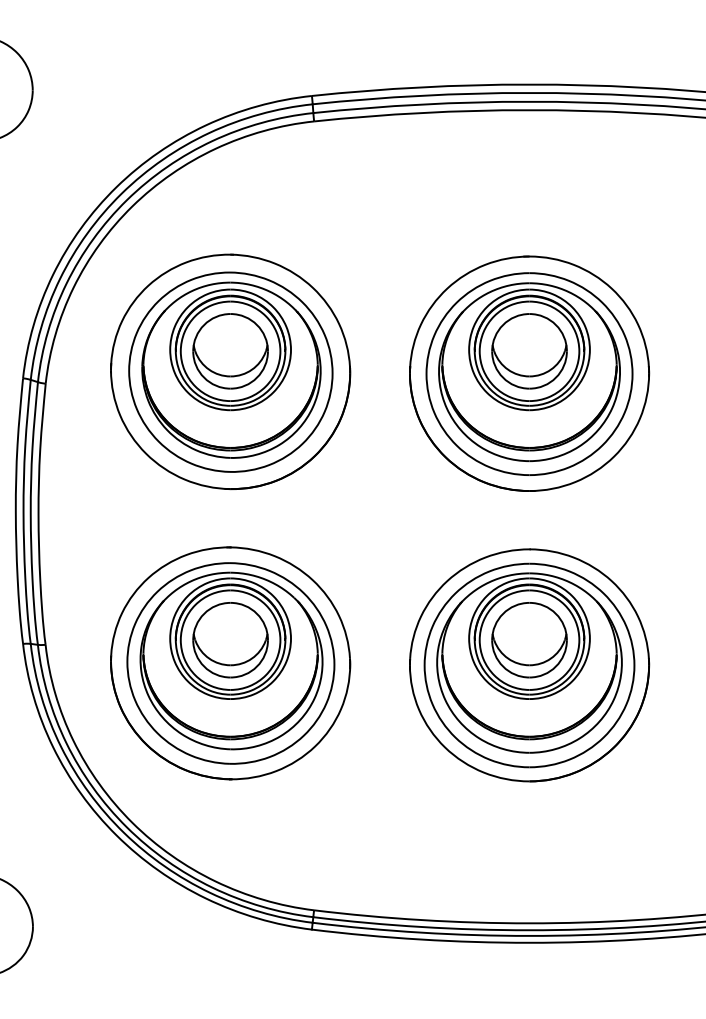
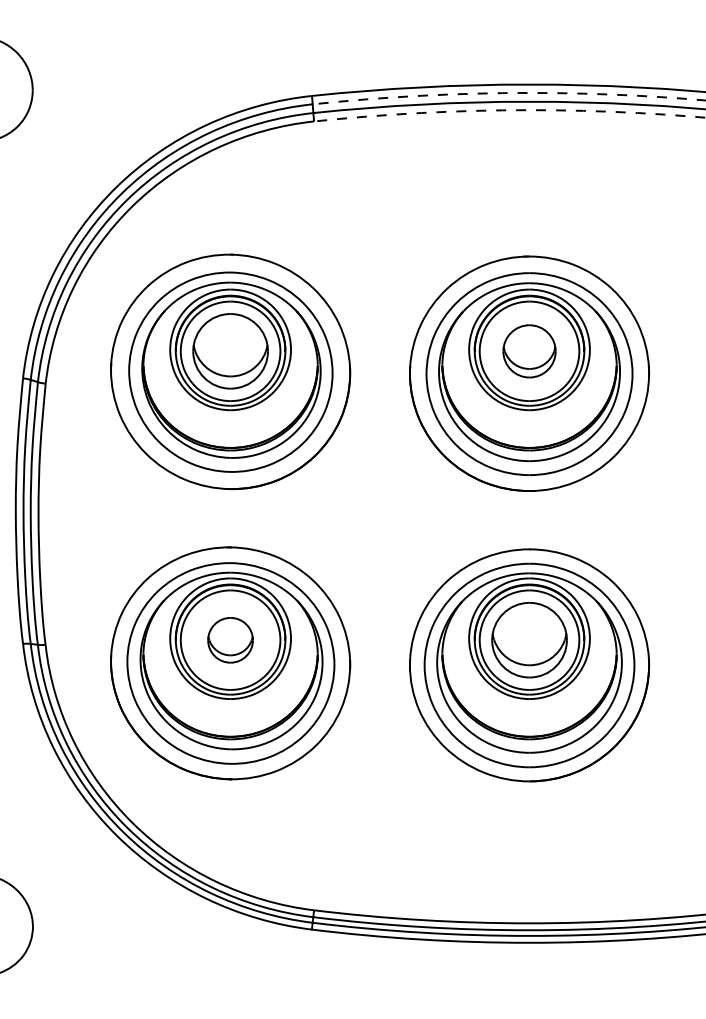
arc: solid -> dashed (508, 93)
arc: solid -> dashed (509, 110)
part size: 77x77 px -> 55x55 px (529, 351)
part size: 77x77 px -> 47x47 px (230, 640)
